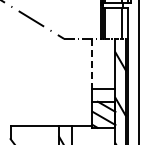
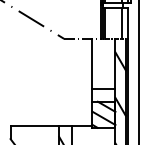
line: dashed -> solid (92, 64)
